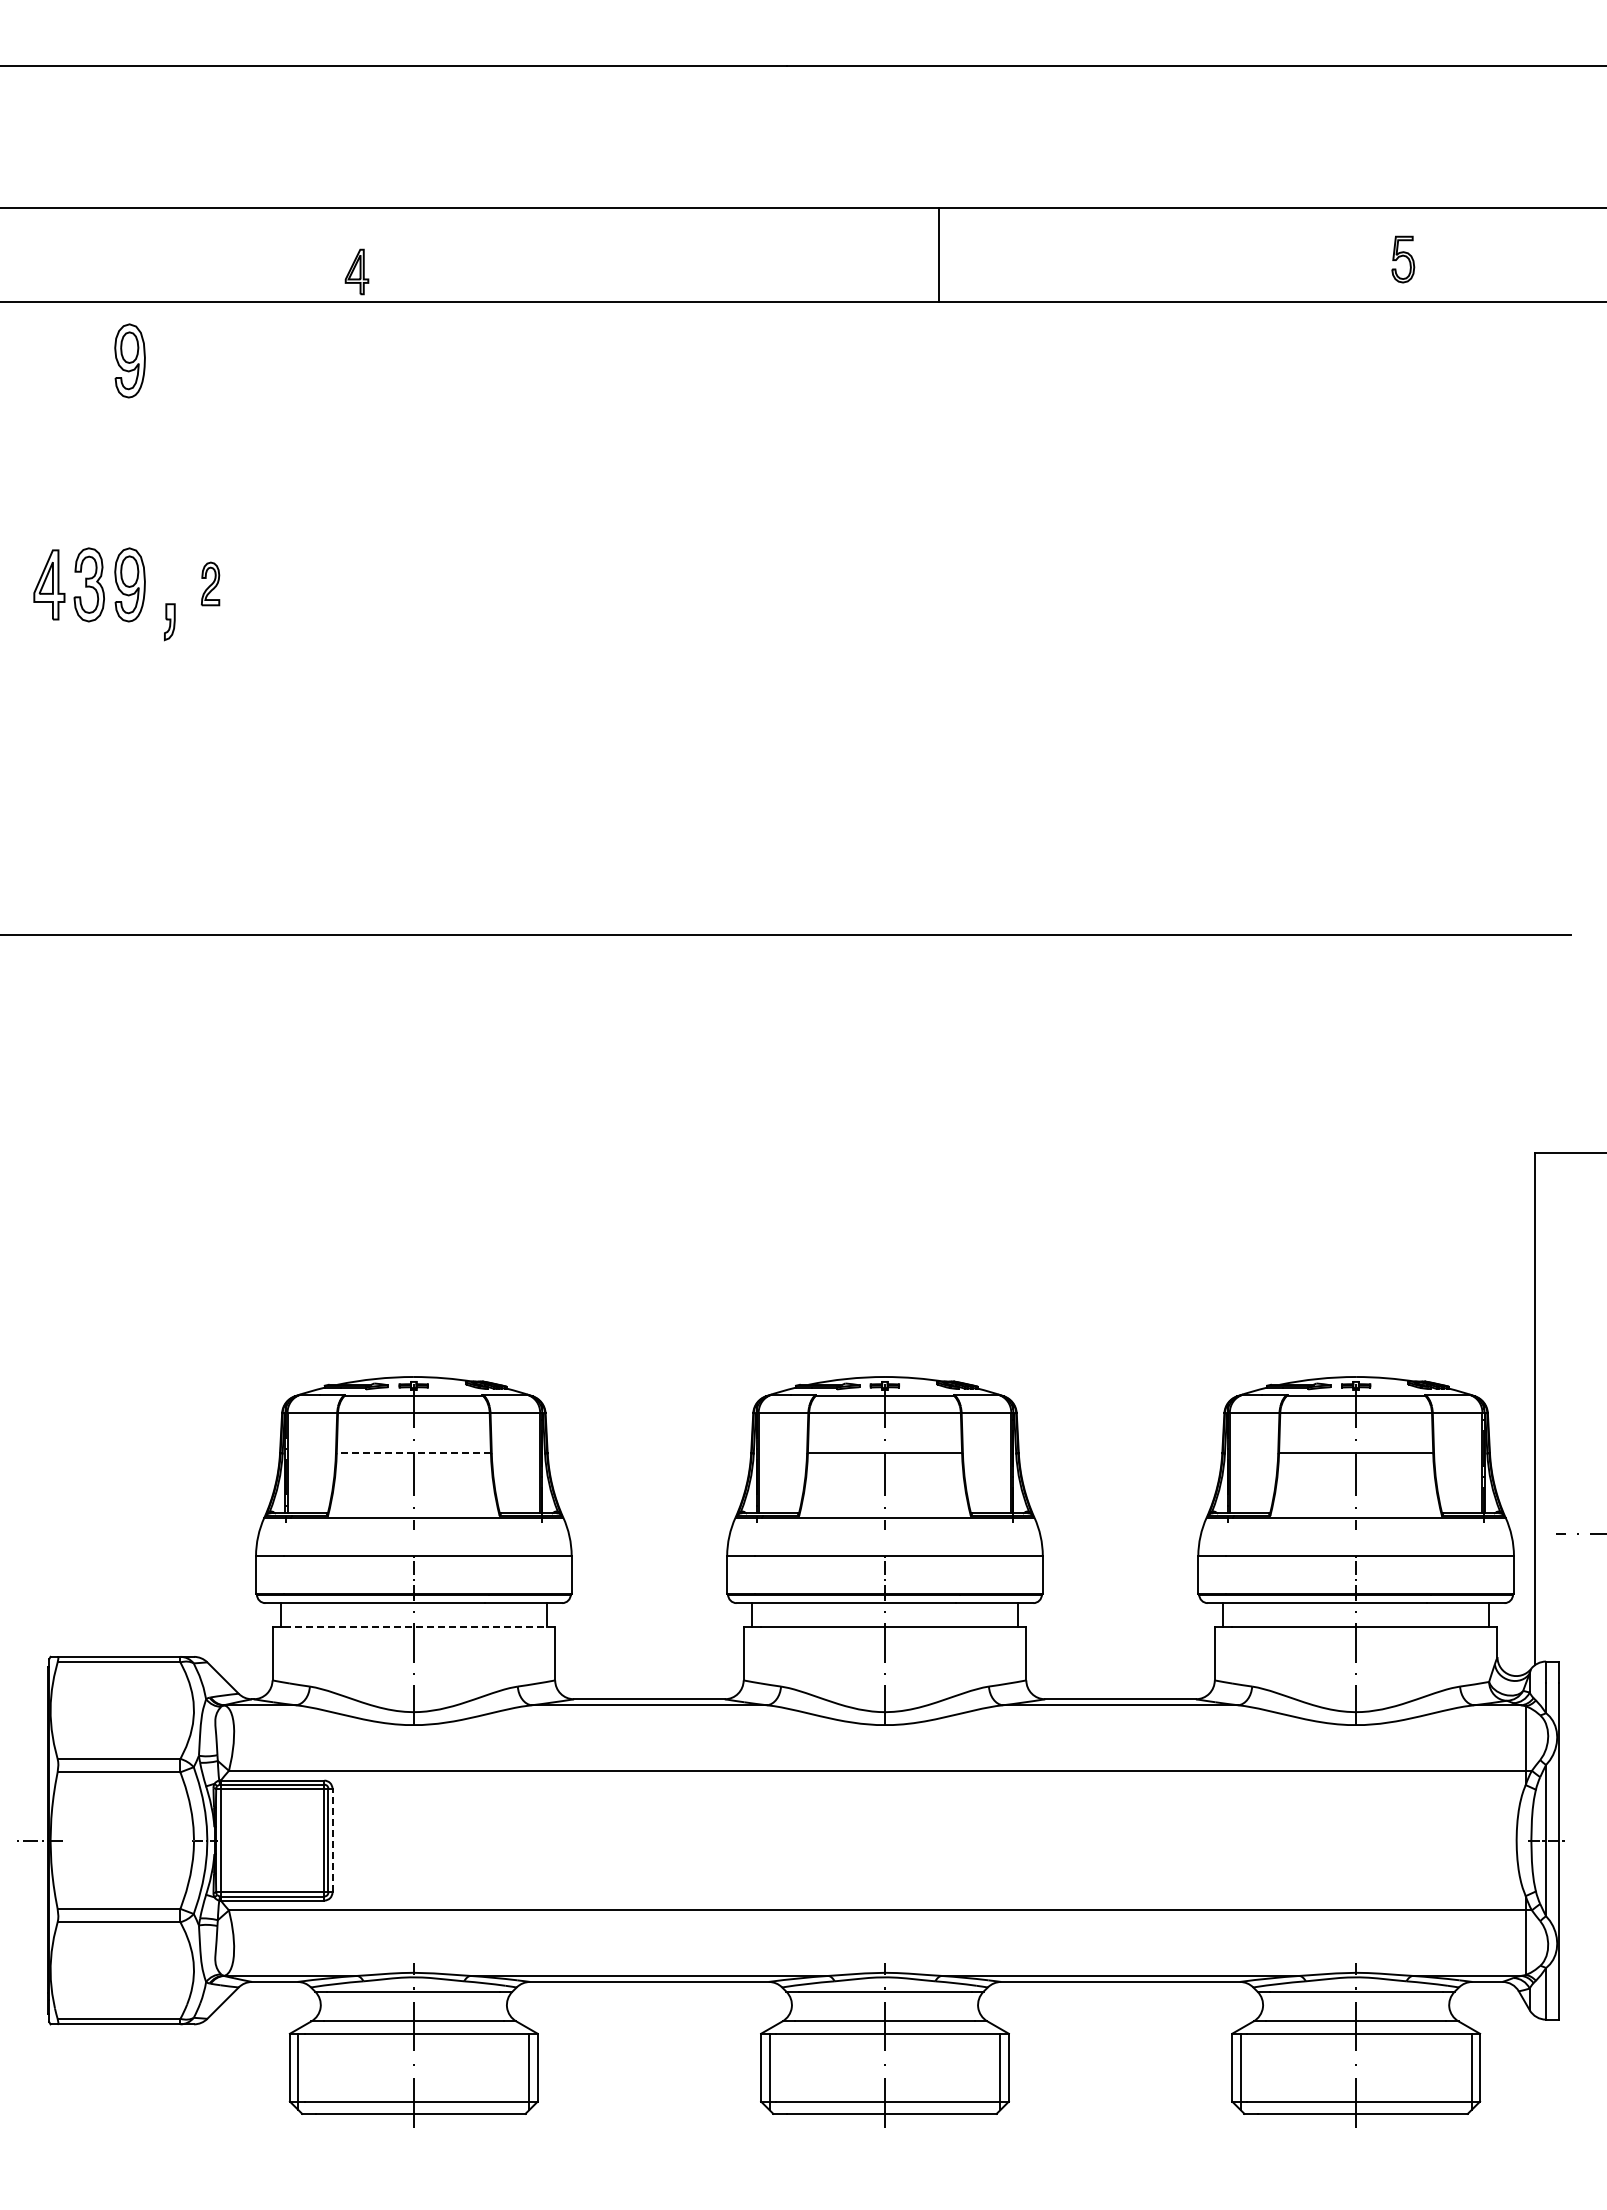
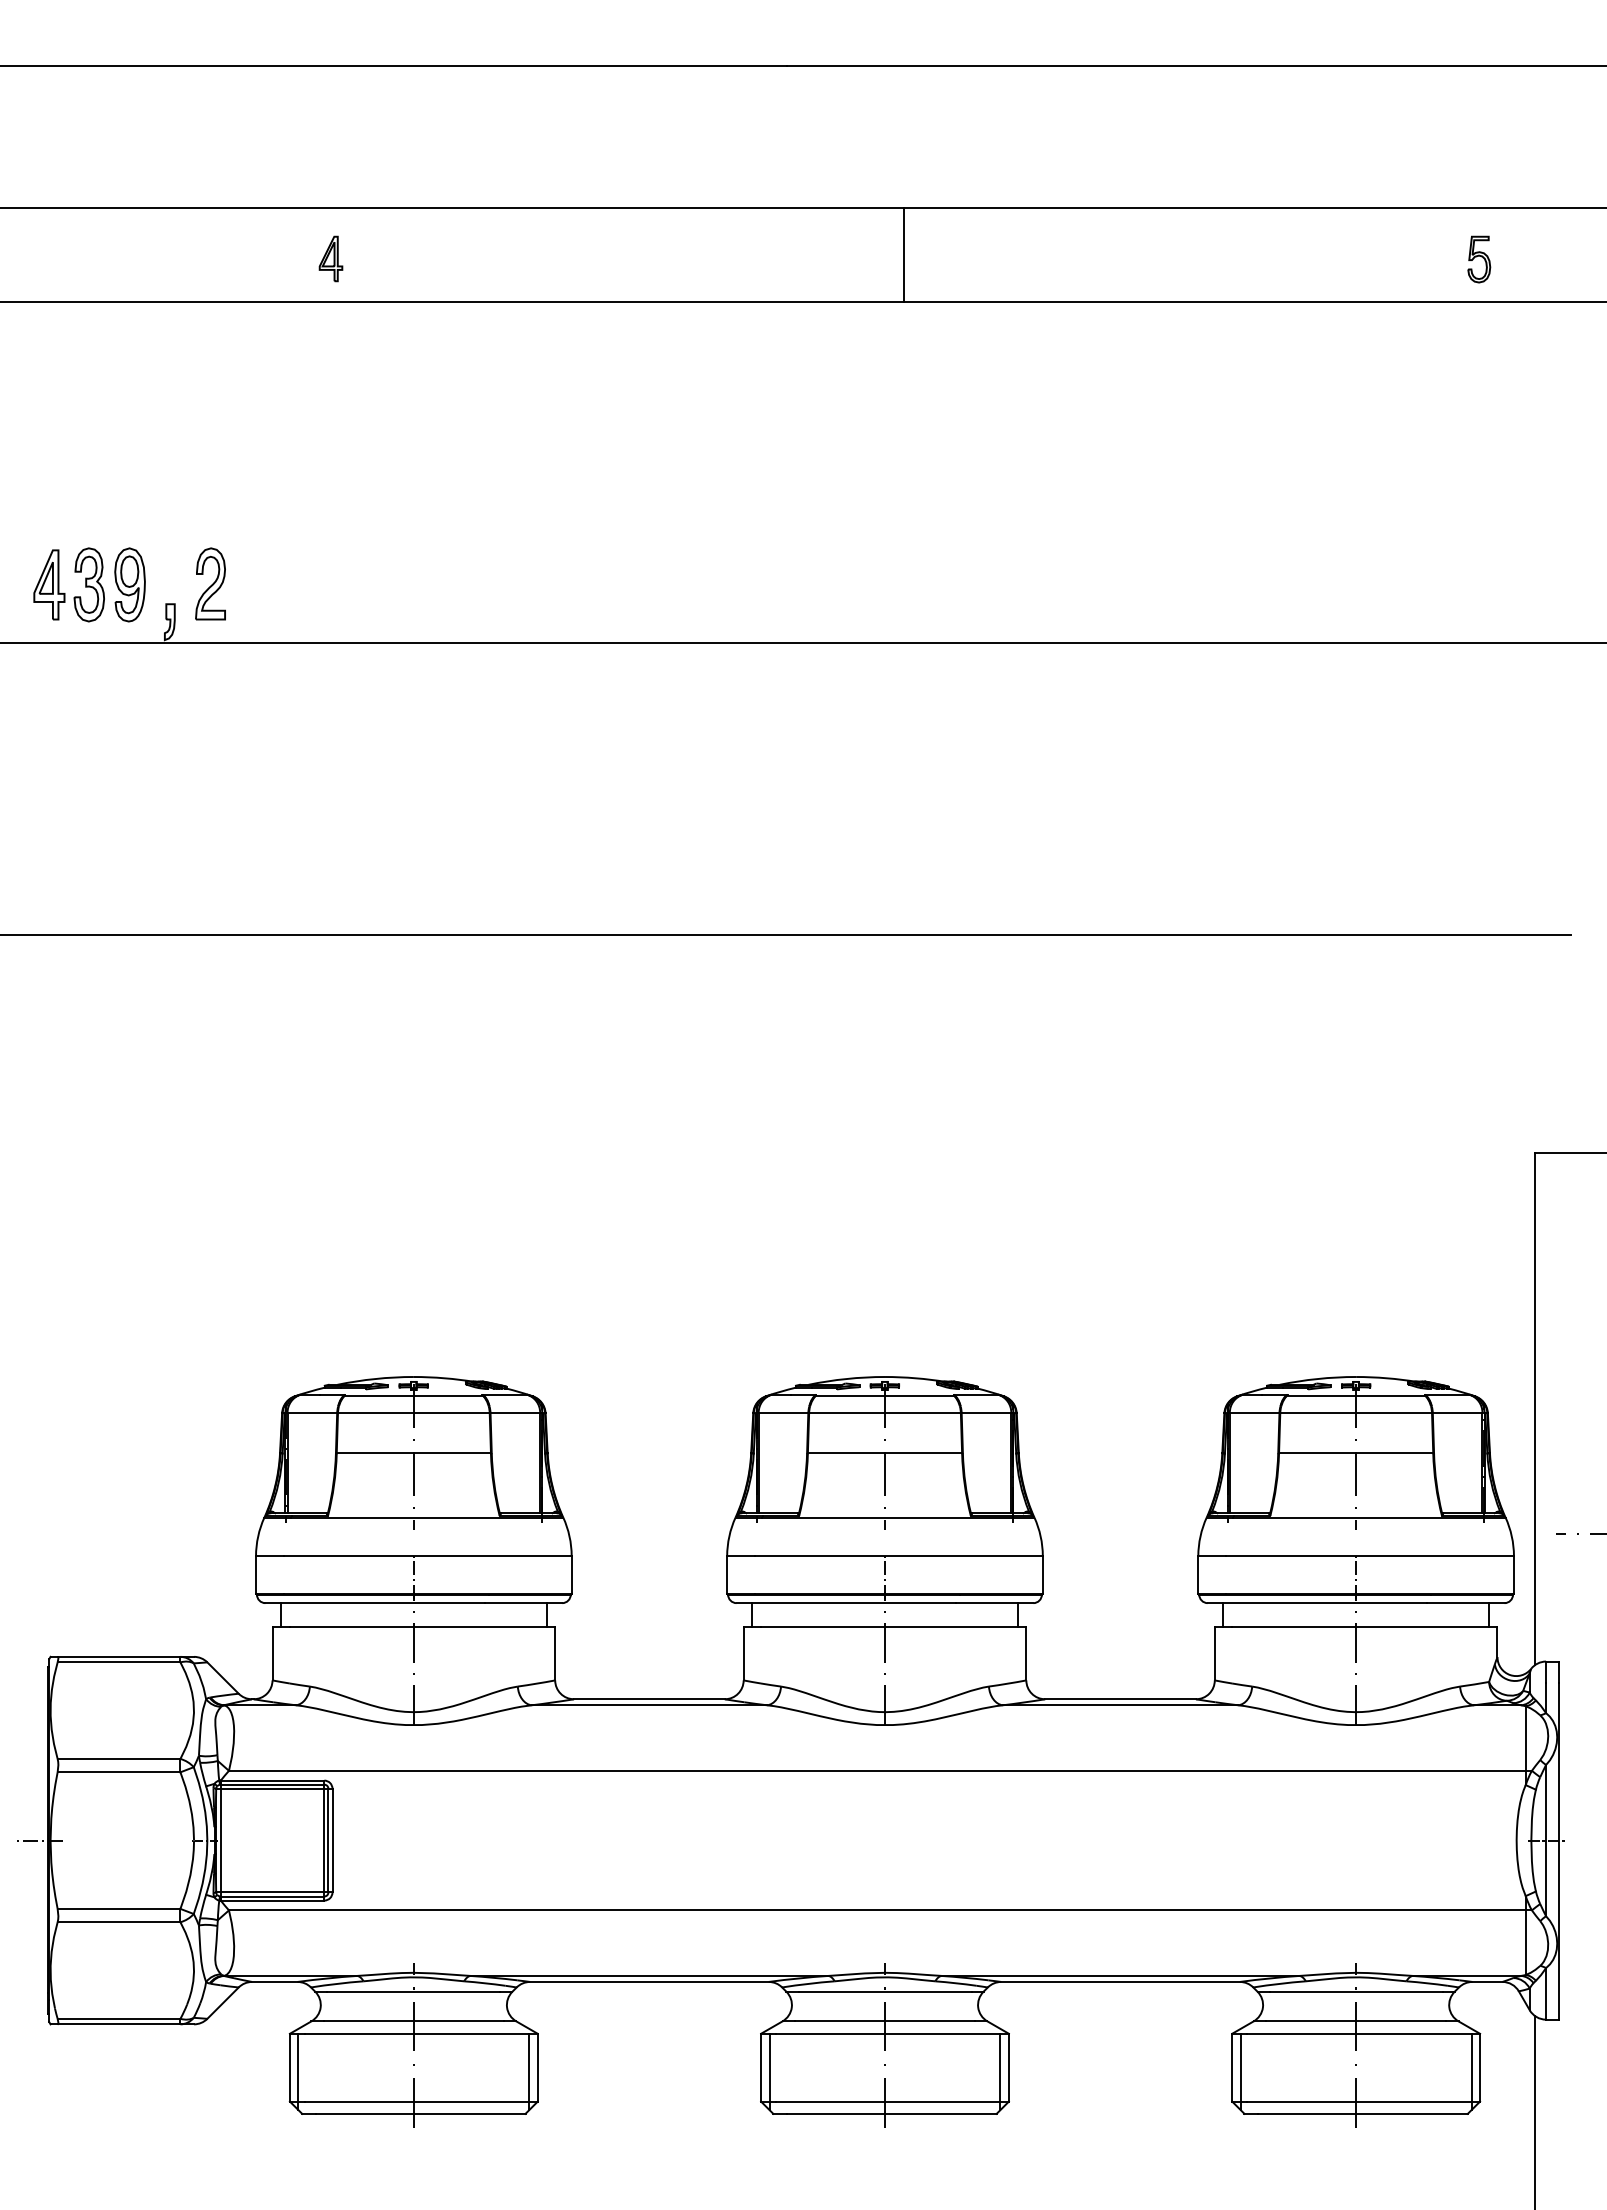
line position: (939, 254) -> (904, 254) (904, 254)
part position: (1403, 259) -> (1479, 259) (1479, 259)
part position: (356, 271) -> (330, 258) (330, 258)
part: present -> none (129, 360)
part size: 21x46 px -> 31x74 px (210, 583)
line: none -> present (802, 643)
line: dashed -> solid (413, 1453)
line: dashed -> solid (422, 1626)
line: dashed -> solid (332, 1840)
line: none -> present (1535, 2111)
